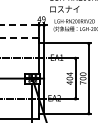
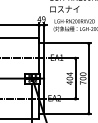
line: dashed -> solid (19, 25)
line: dashed -> solid (19, 38)
